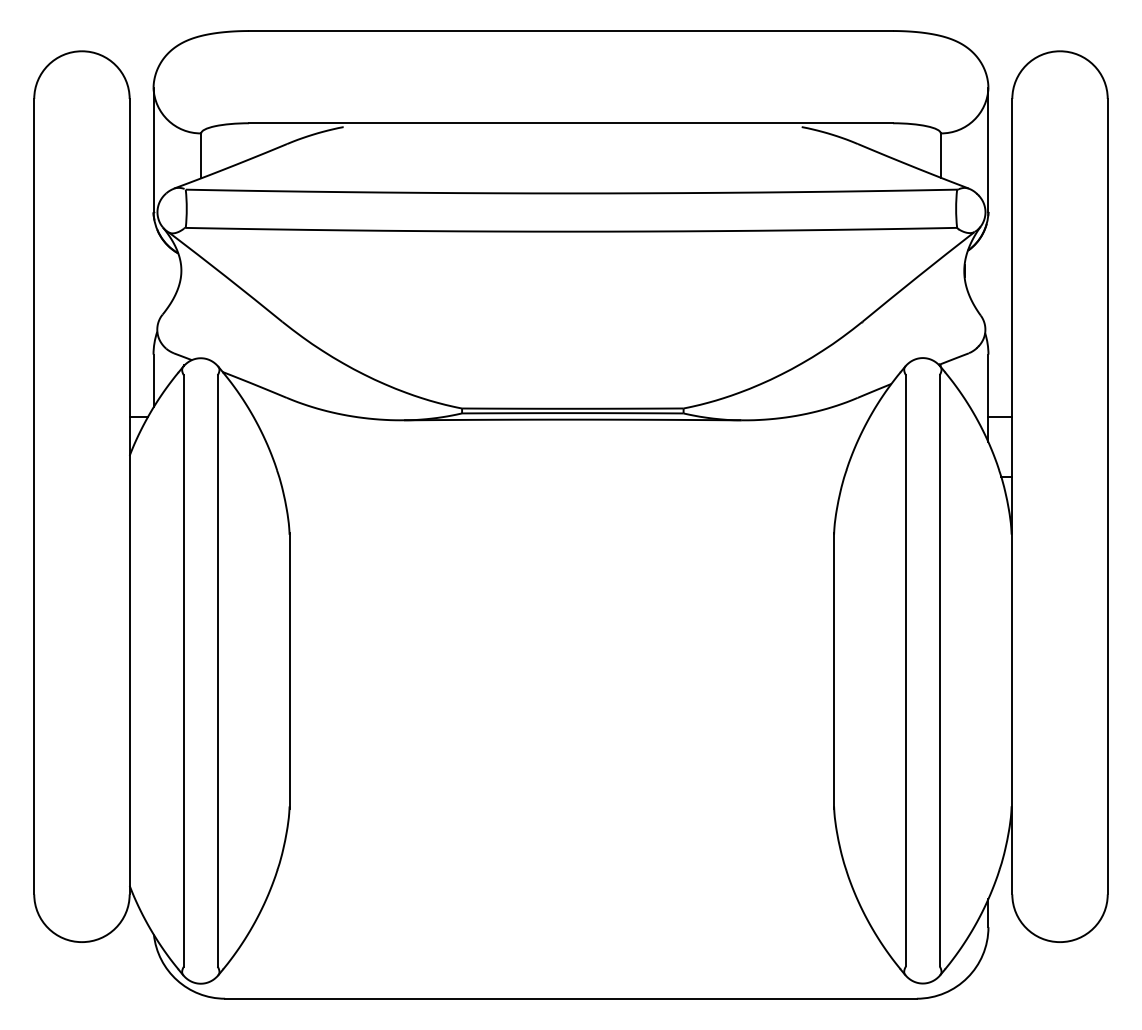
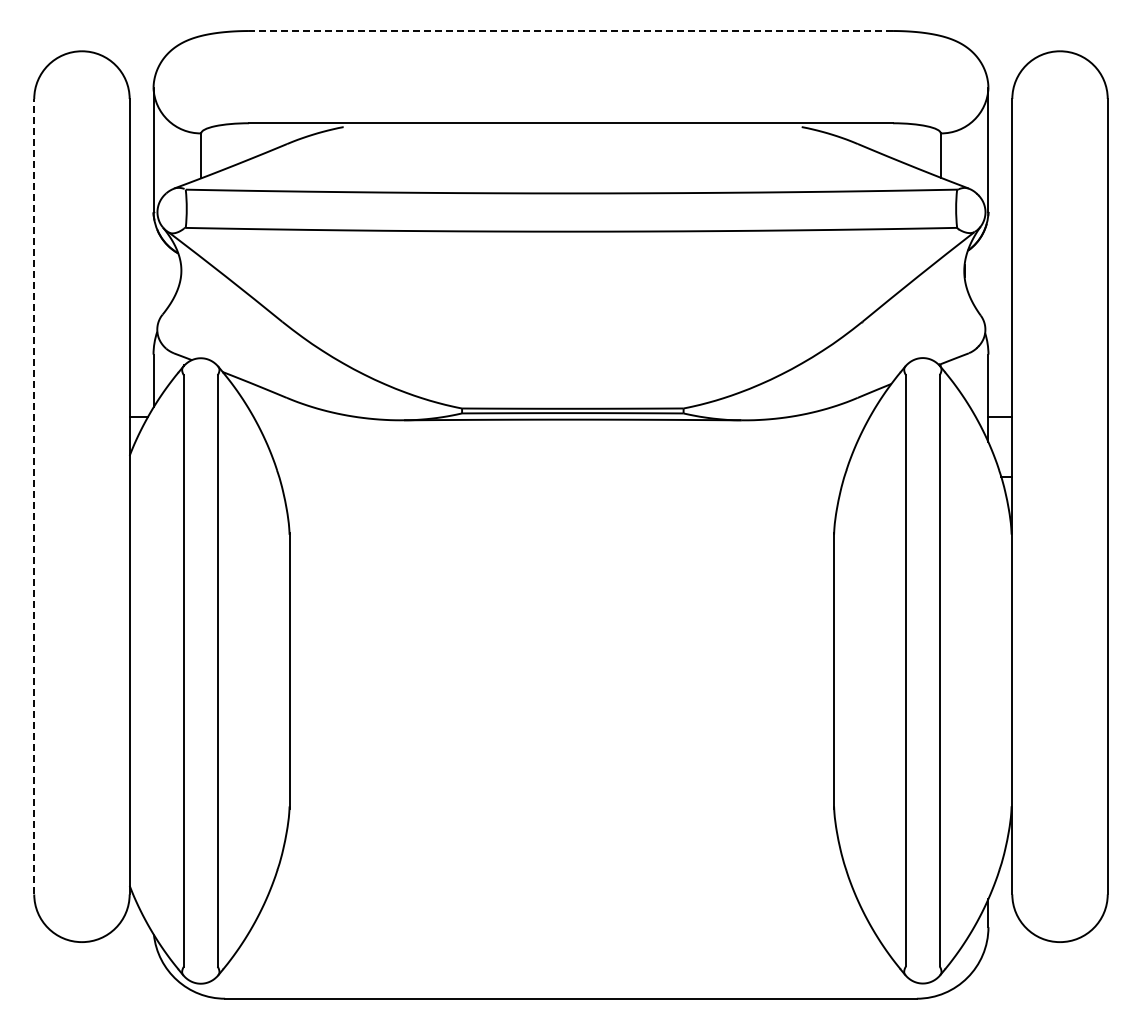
line: solid -> dashed (570, 31)
line: solid -> dashed (34, 496)
